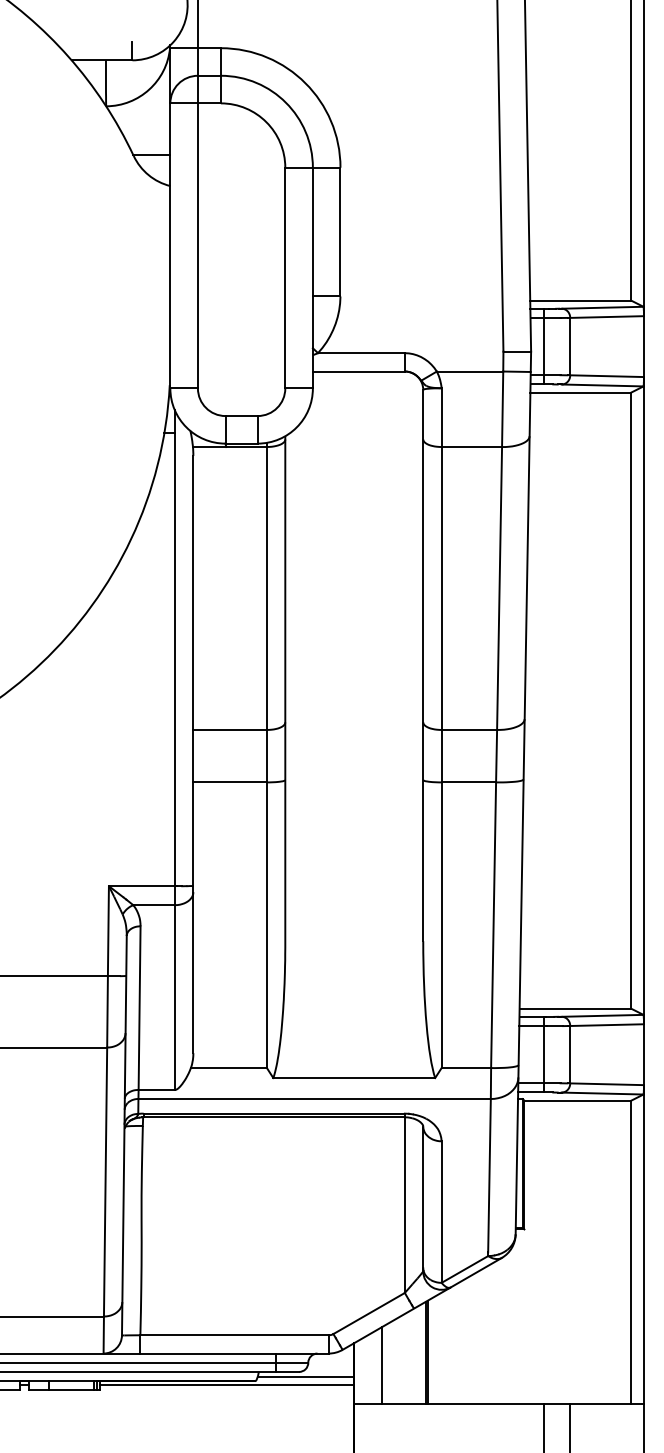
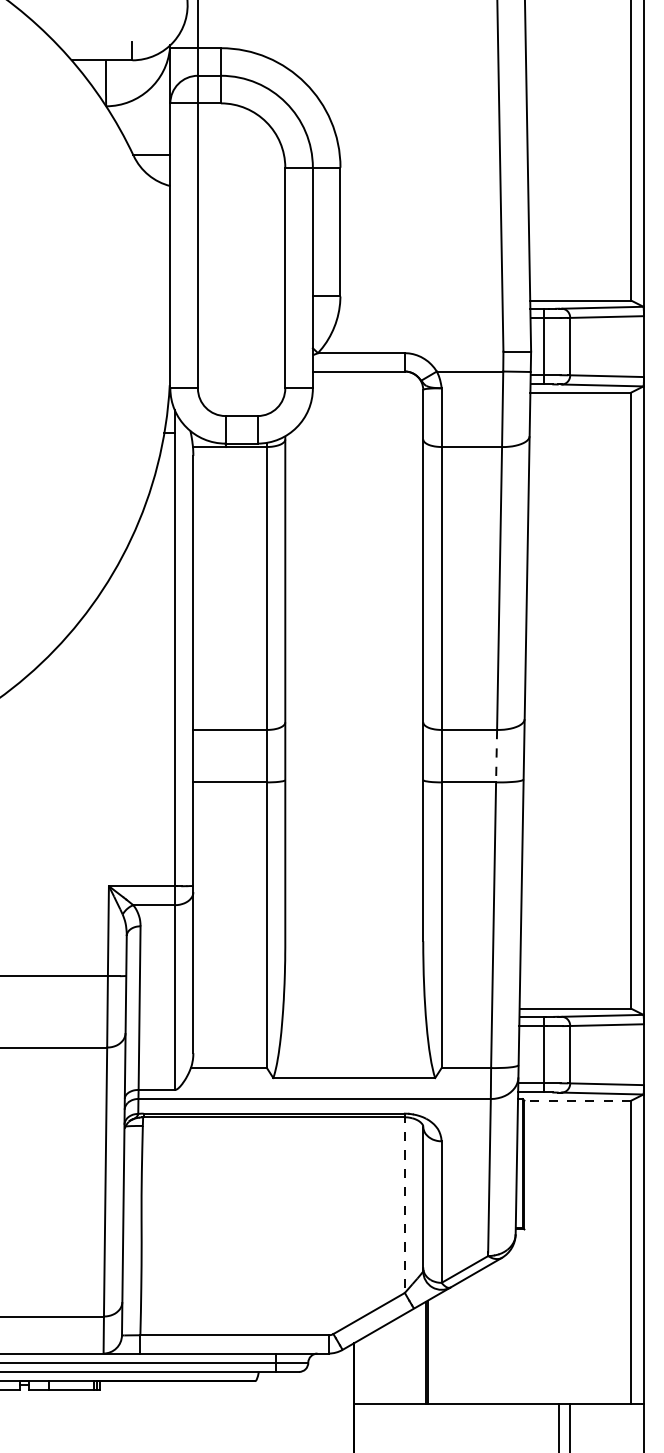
line: solid -> dashed (496, 756)
line: solid -> dashed (577, 1100)
line: solid -> dashed (404, 1203)
line: present -> none (381, 1365)
line: present -> none (305, 1376)
line: present -> none (226, 1384)
line position: (544, 1426) -> (559, 1426) (559, 1426)
